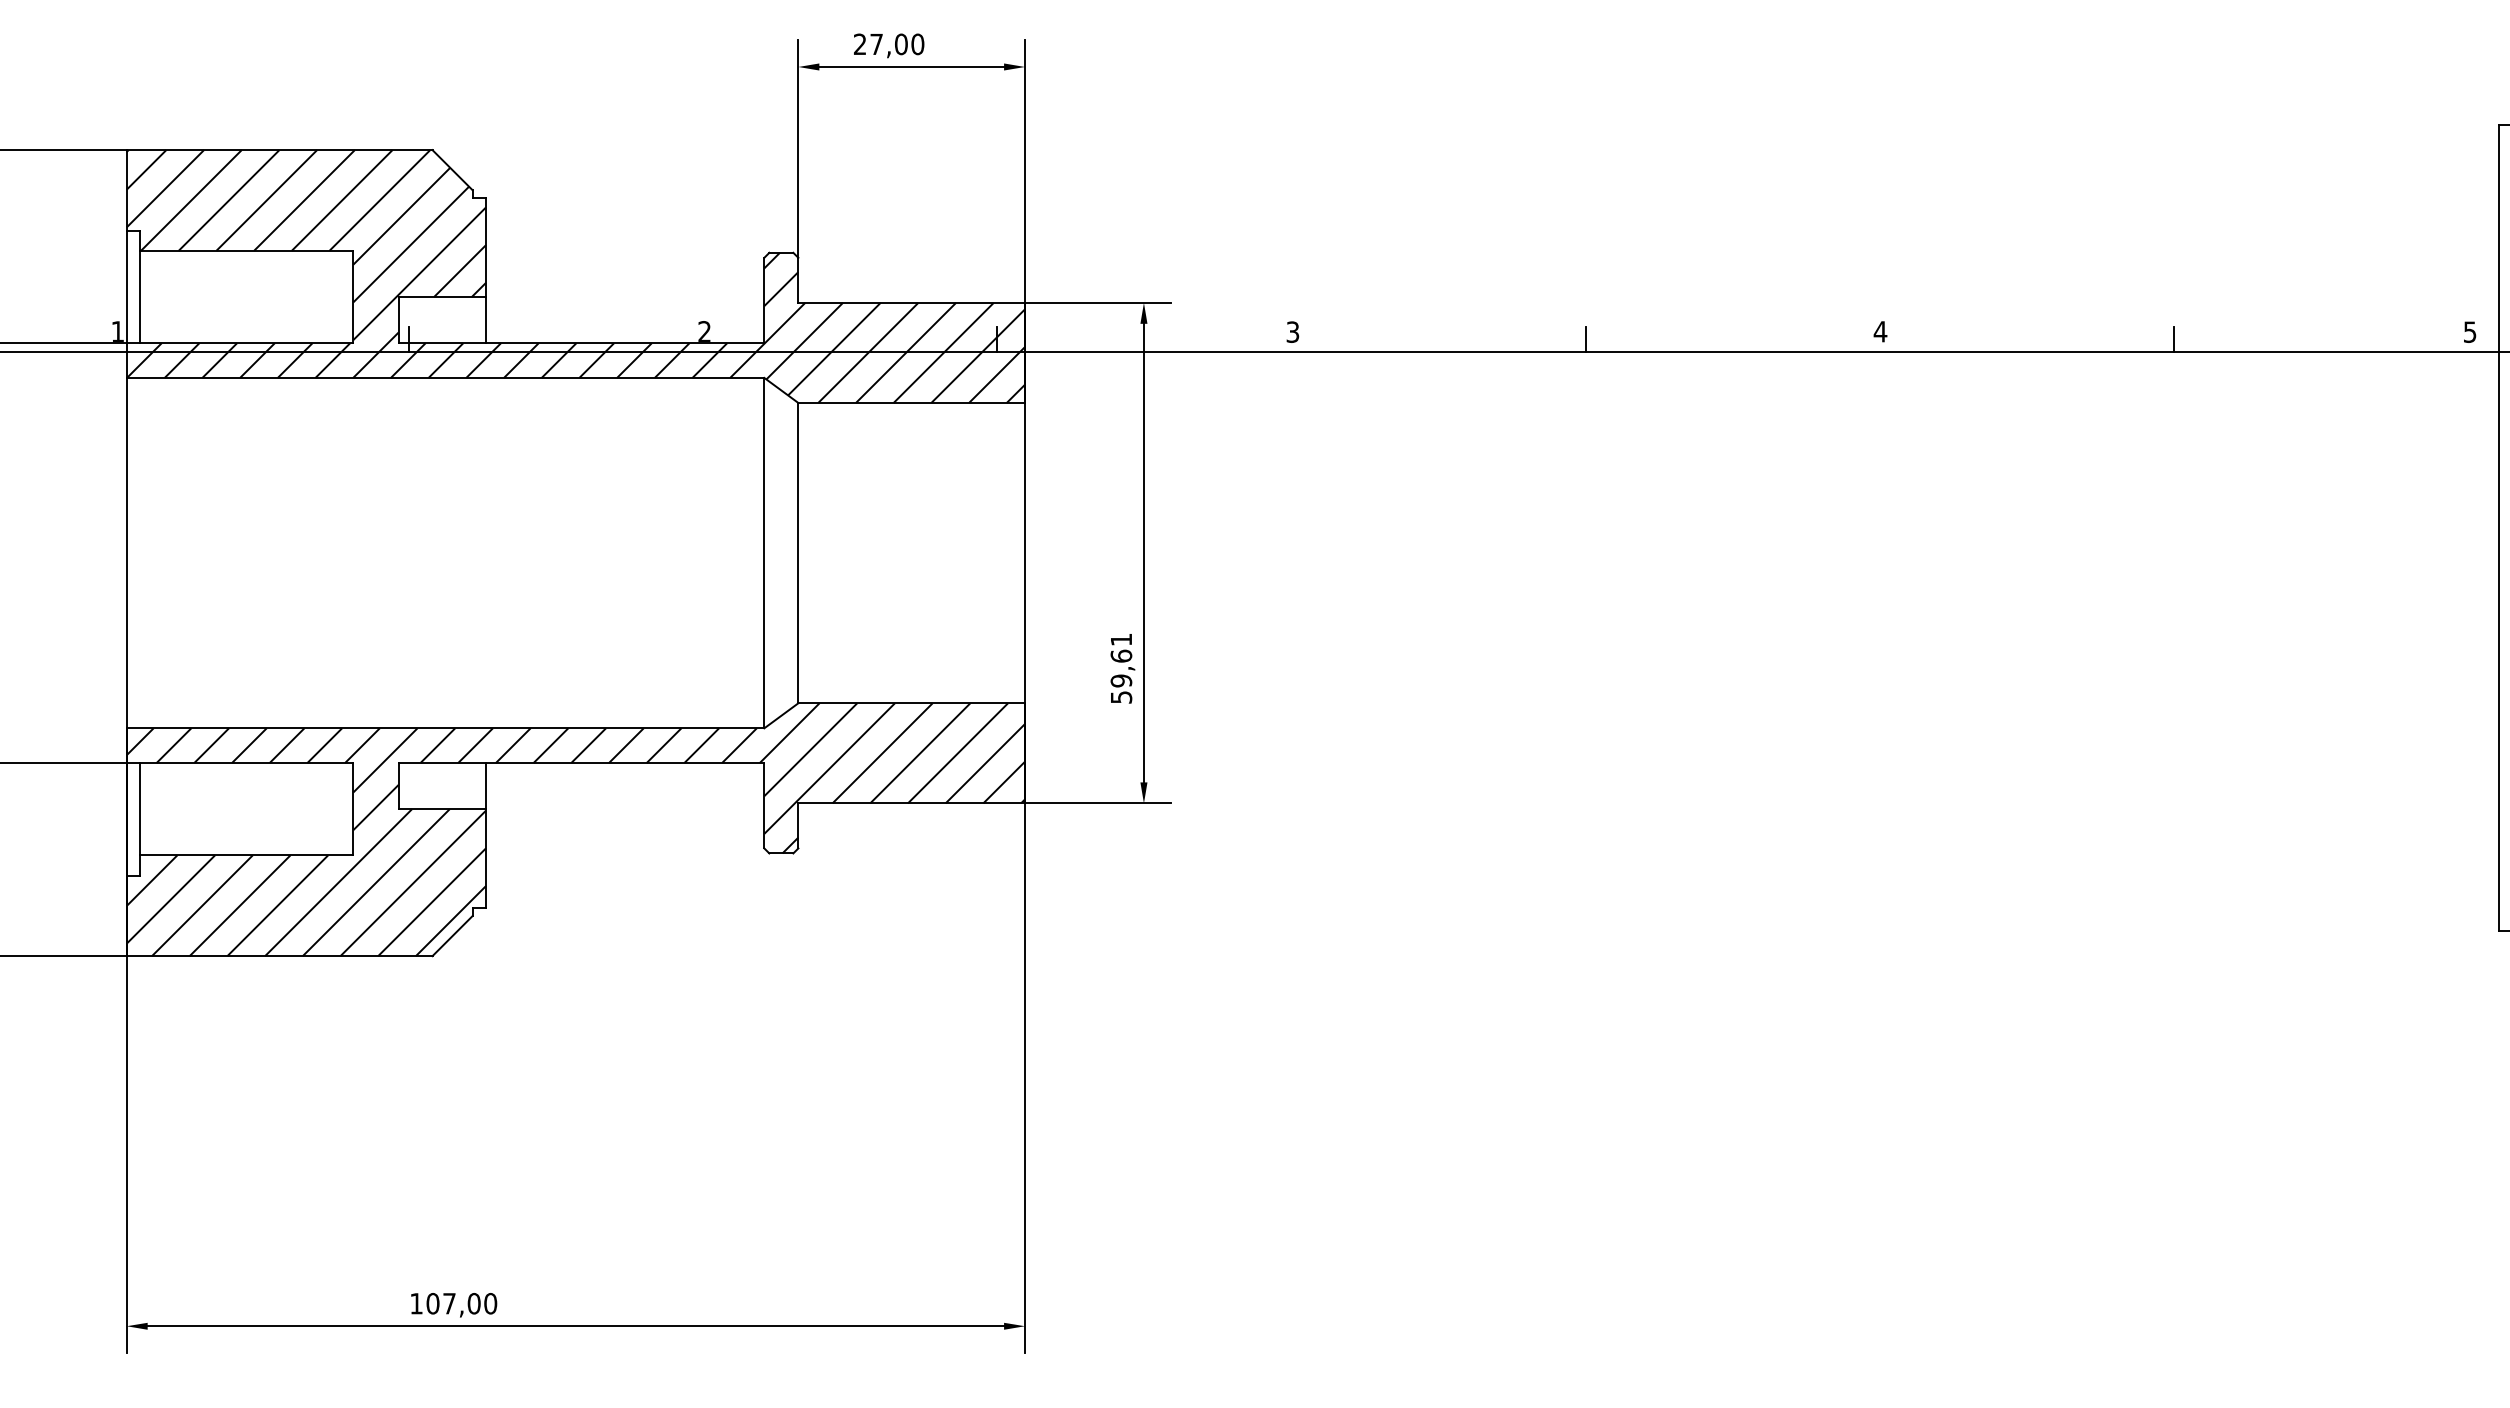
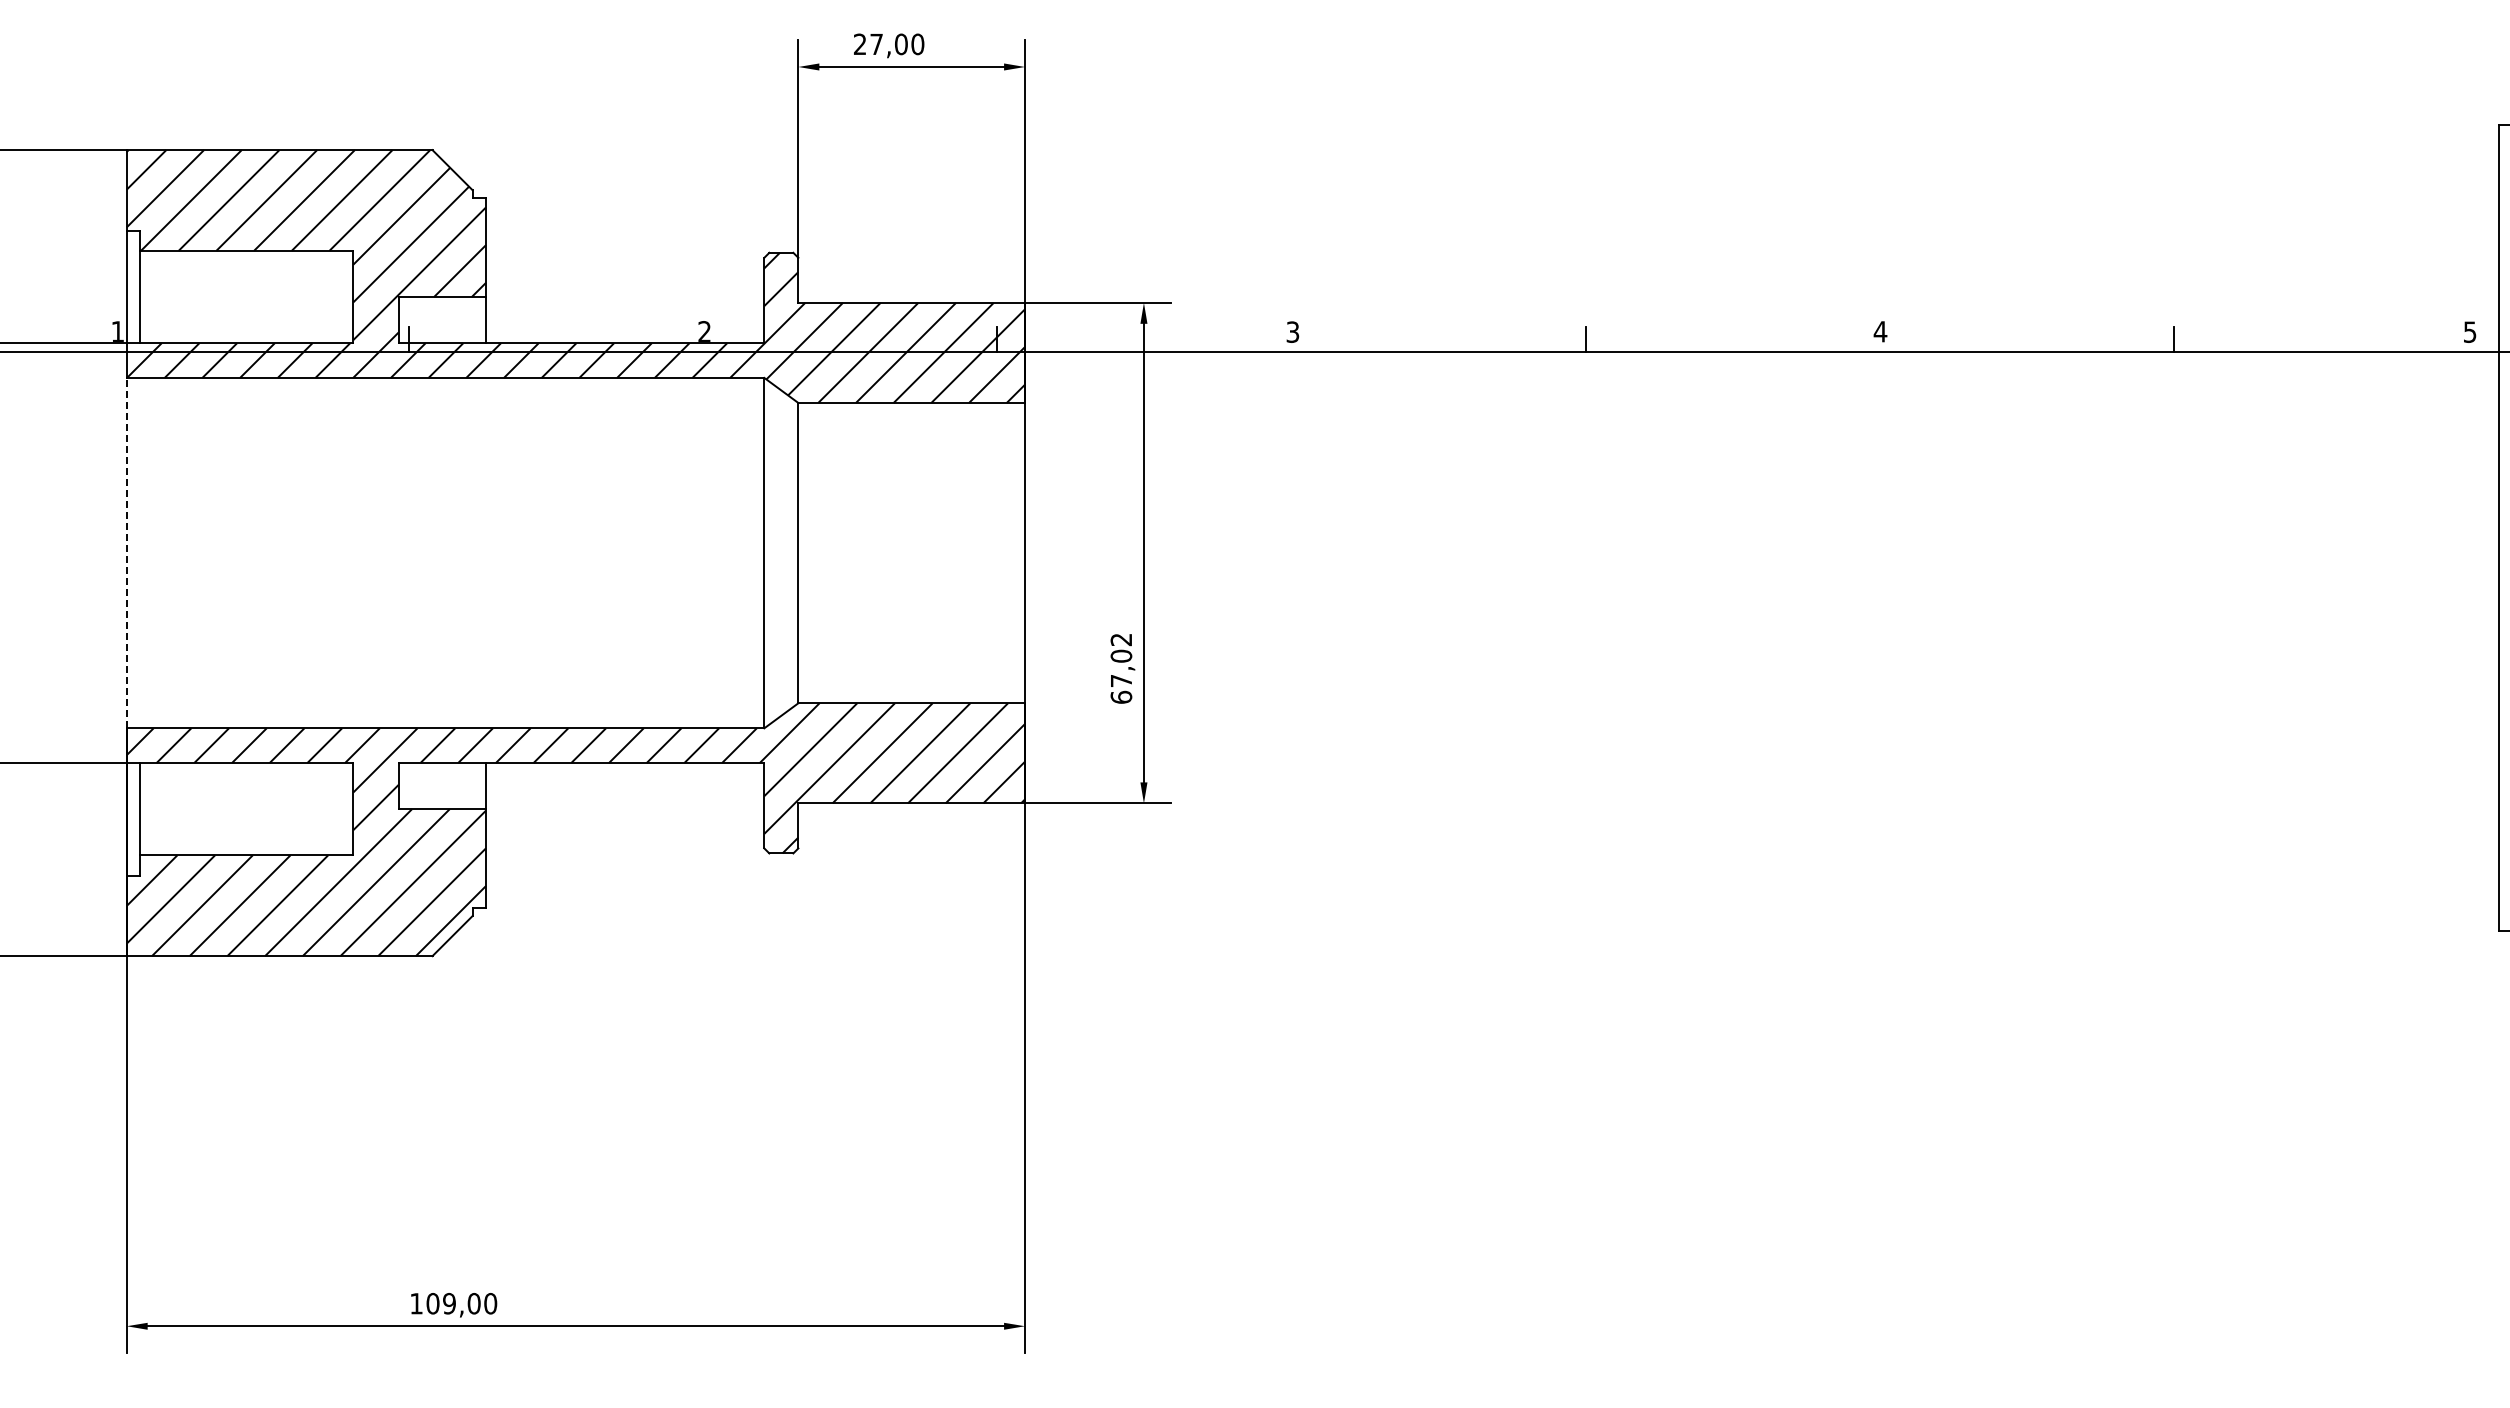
line: solid -> dashed (126, 552)
text: 59,61 -> 67,02 (1121, 668)
text: 107,00 -> 109,00 (449, 1303)
